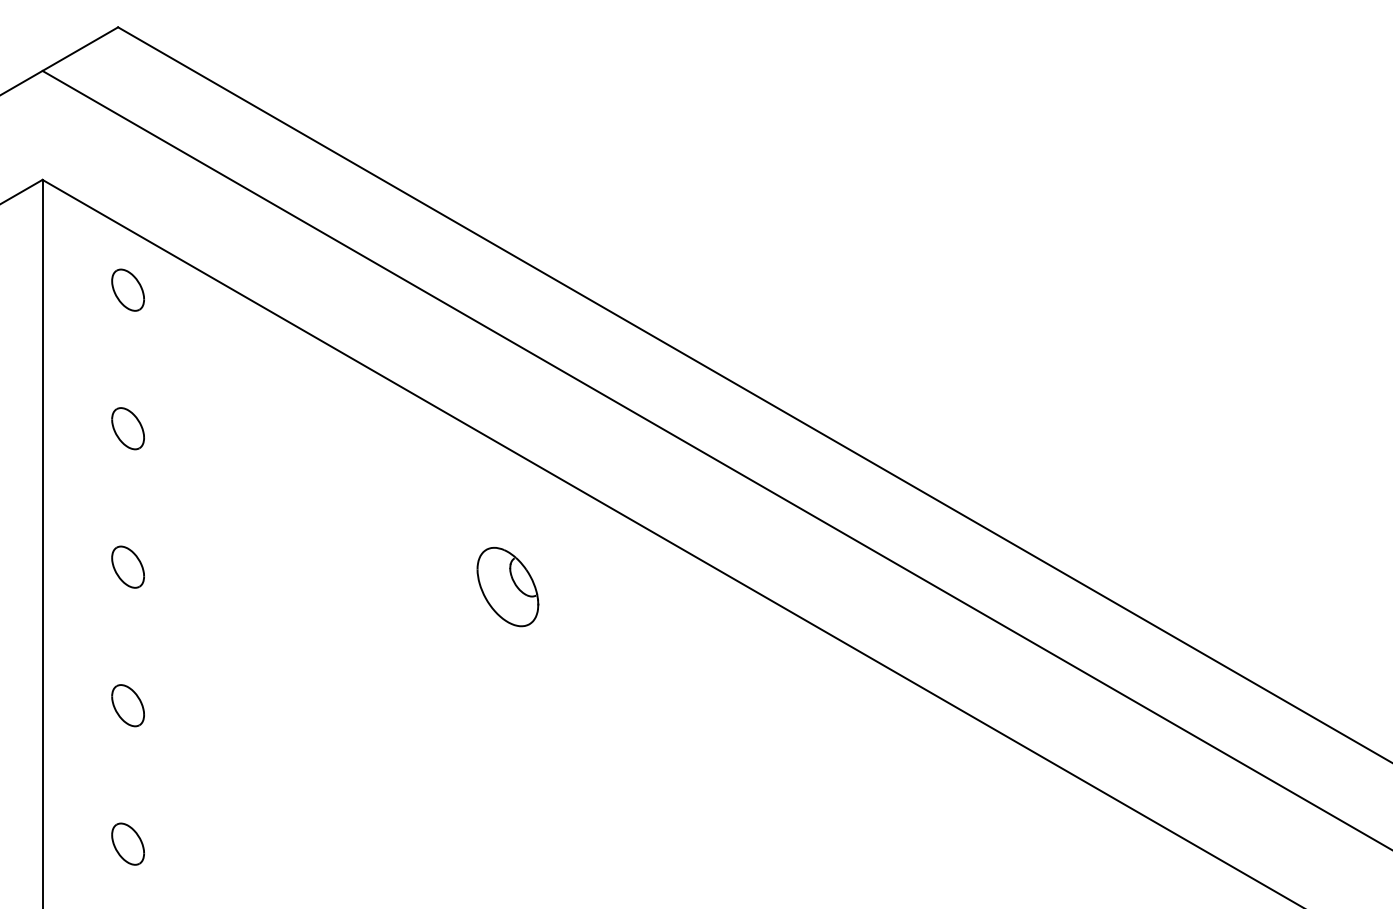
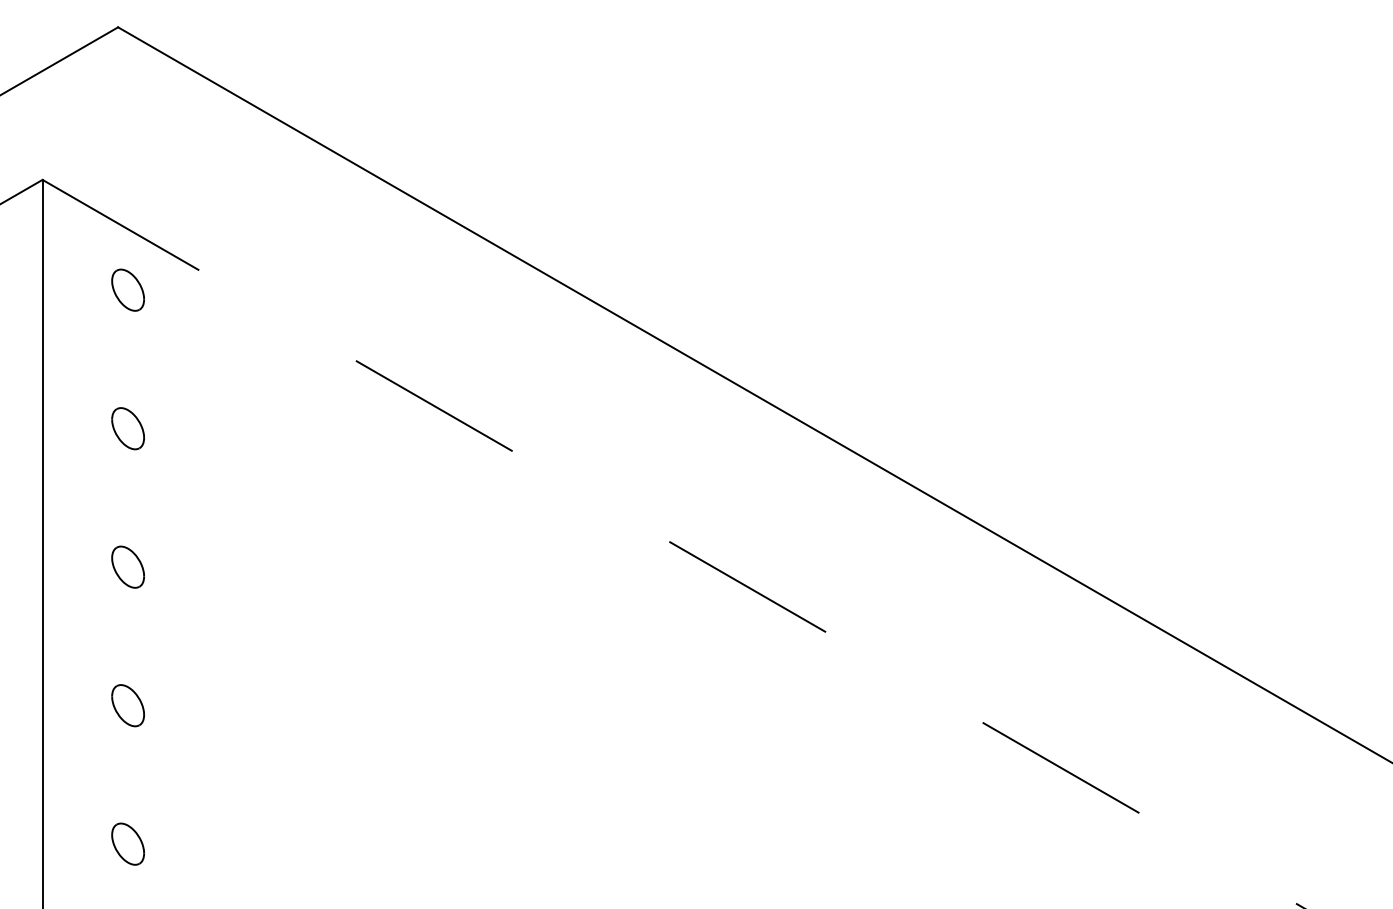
line: present -> none (715, 459)
line: solid -> dashed (673, 544)
part: present -> none (507, 587)
